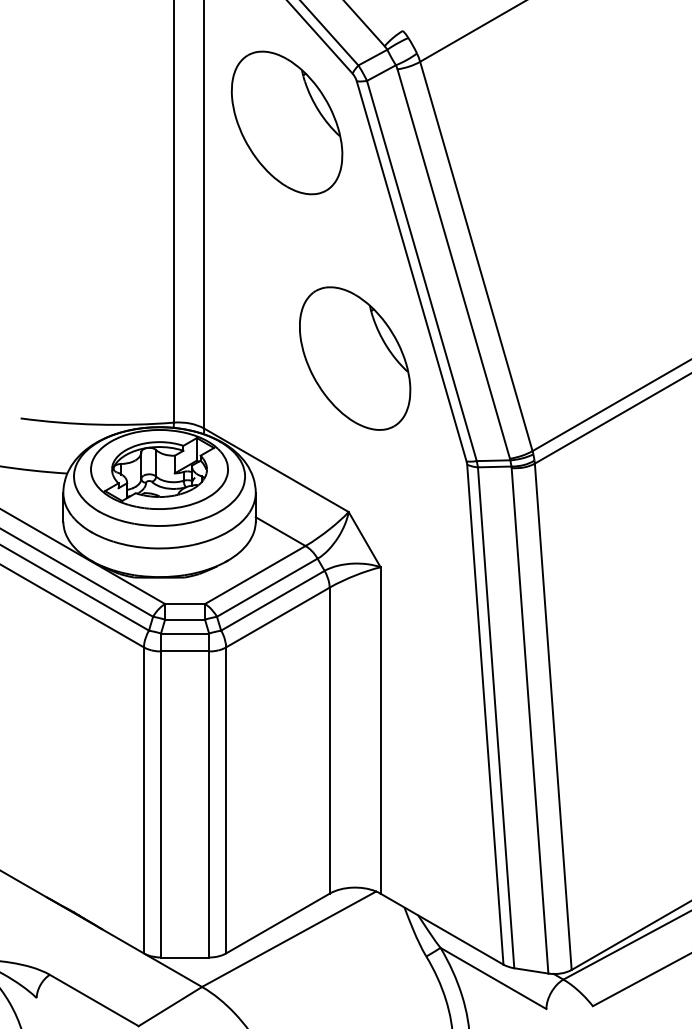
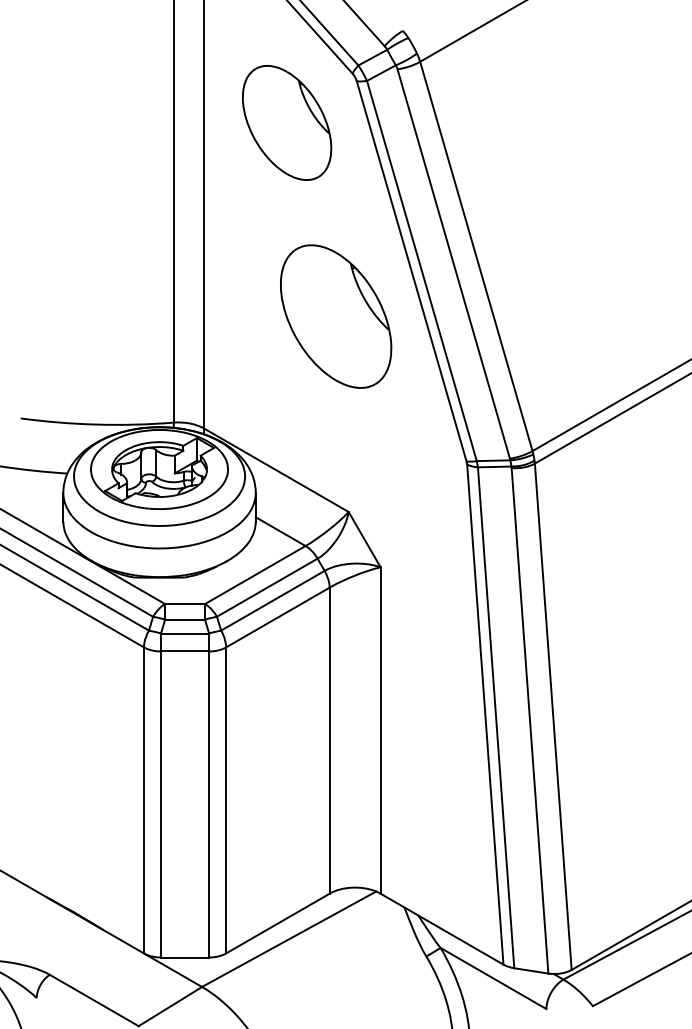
part size: 114x146 px -> 91x116 px (287, 122)
part position: (355, 358) -> (336, 316) (336, 316)
